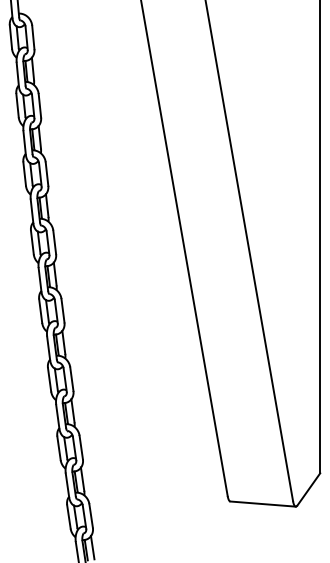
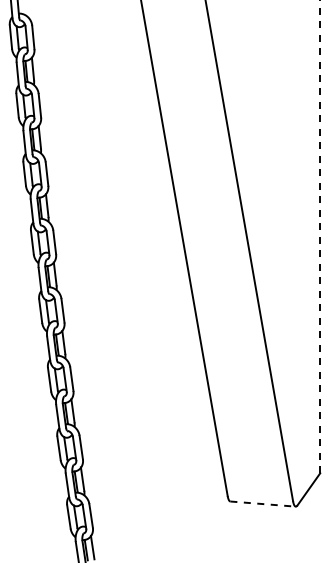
line: solid -> dashed (320, 236)
line: solid -> dashed (263, 504)
